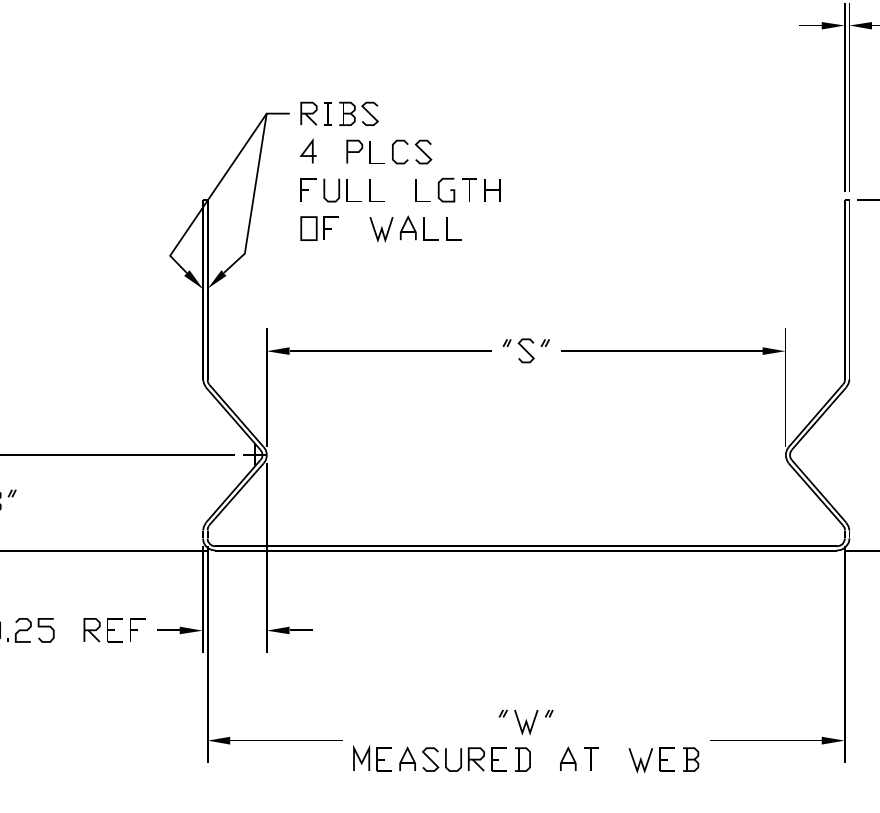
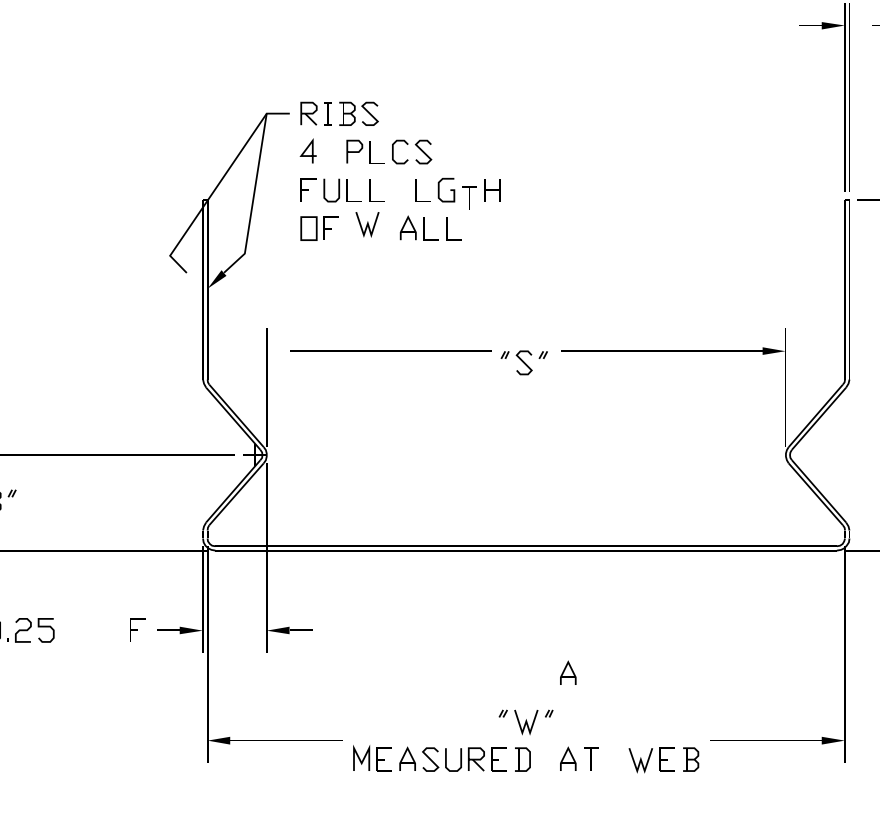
fill: present -> none (860, 25)
part position: (469, 189) -> (469, 197) (469, 197)
line position: (381, 229) -> (367, 224) (367, 224)
fill: present -> none (193, 279)
fill: present -> none (277, 350)
part position: (525, 350) -> (523, 362) (523, 362)
part: present -> none (102, 630)
part: none -> present (568, 672)
